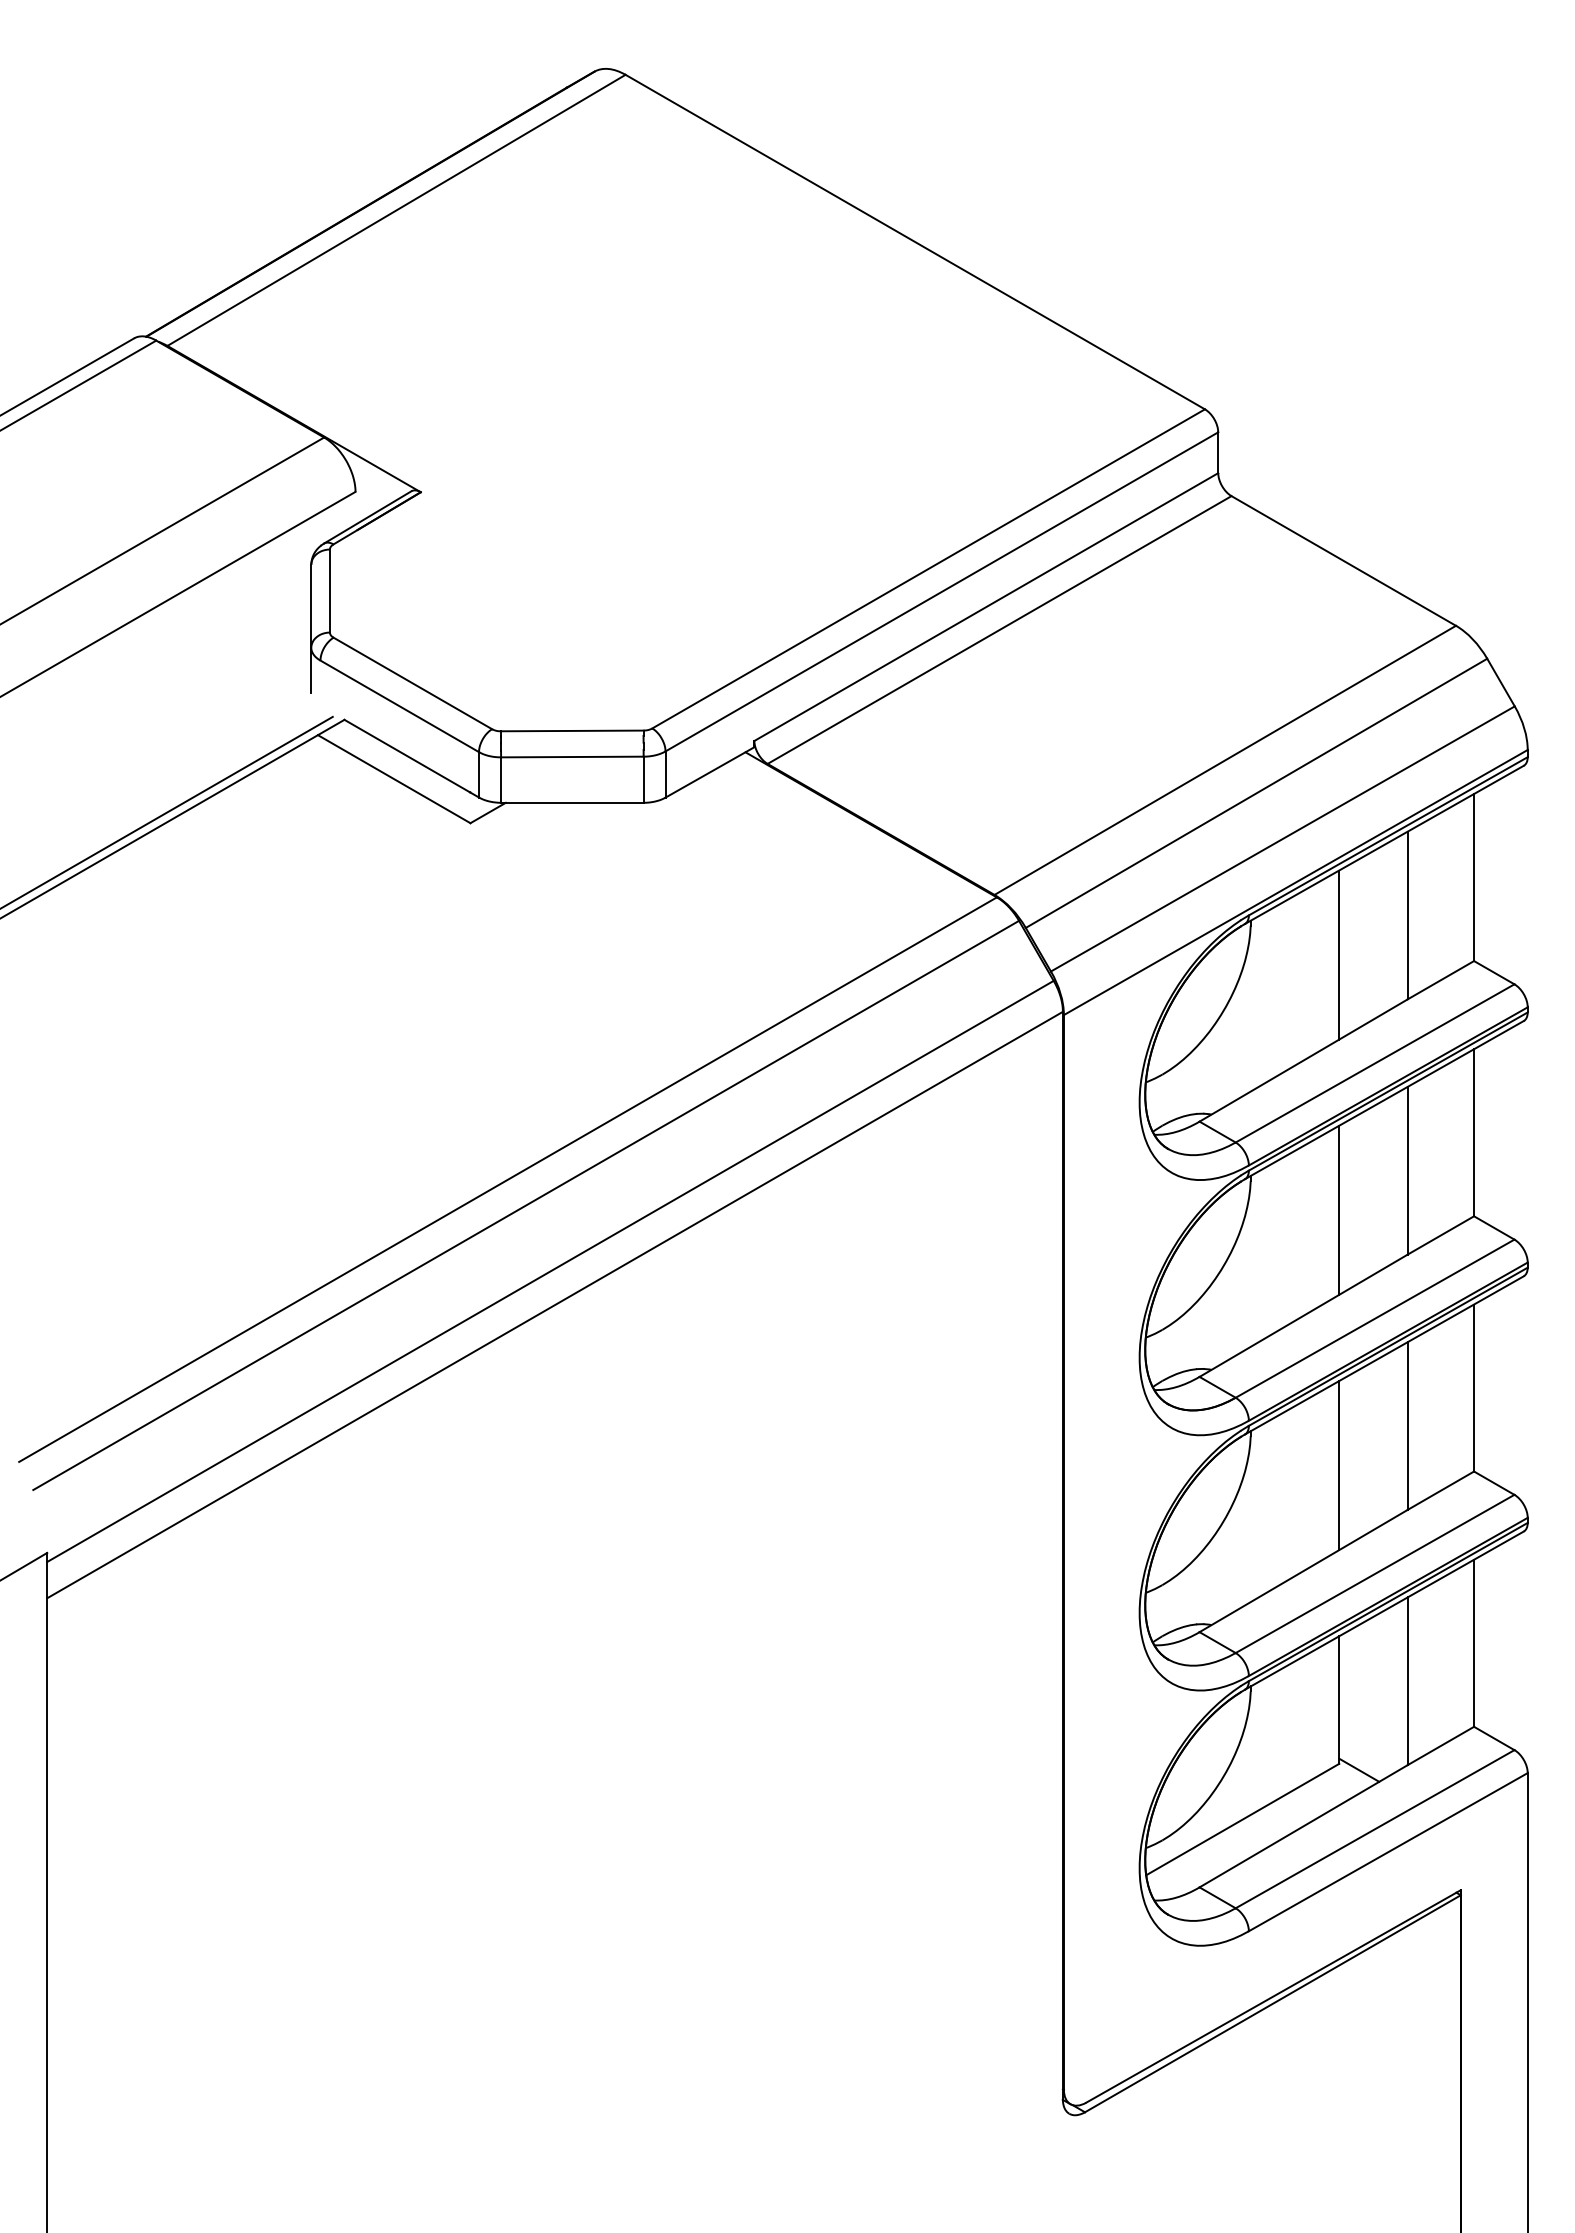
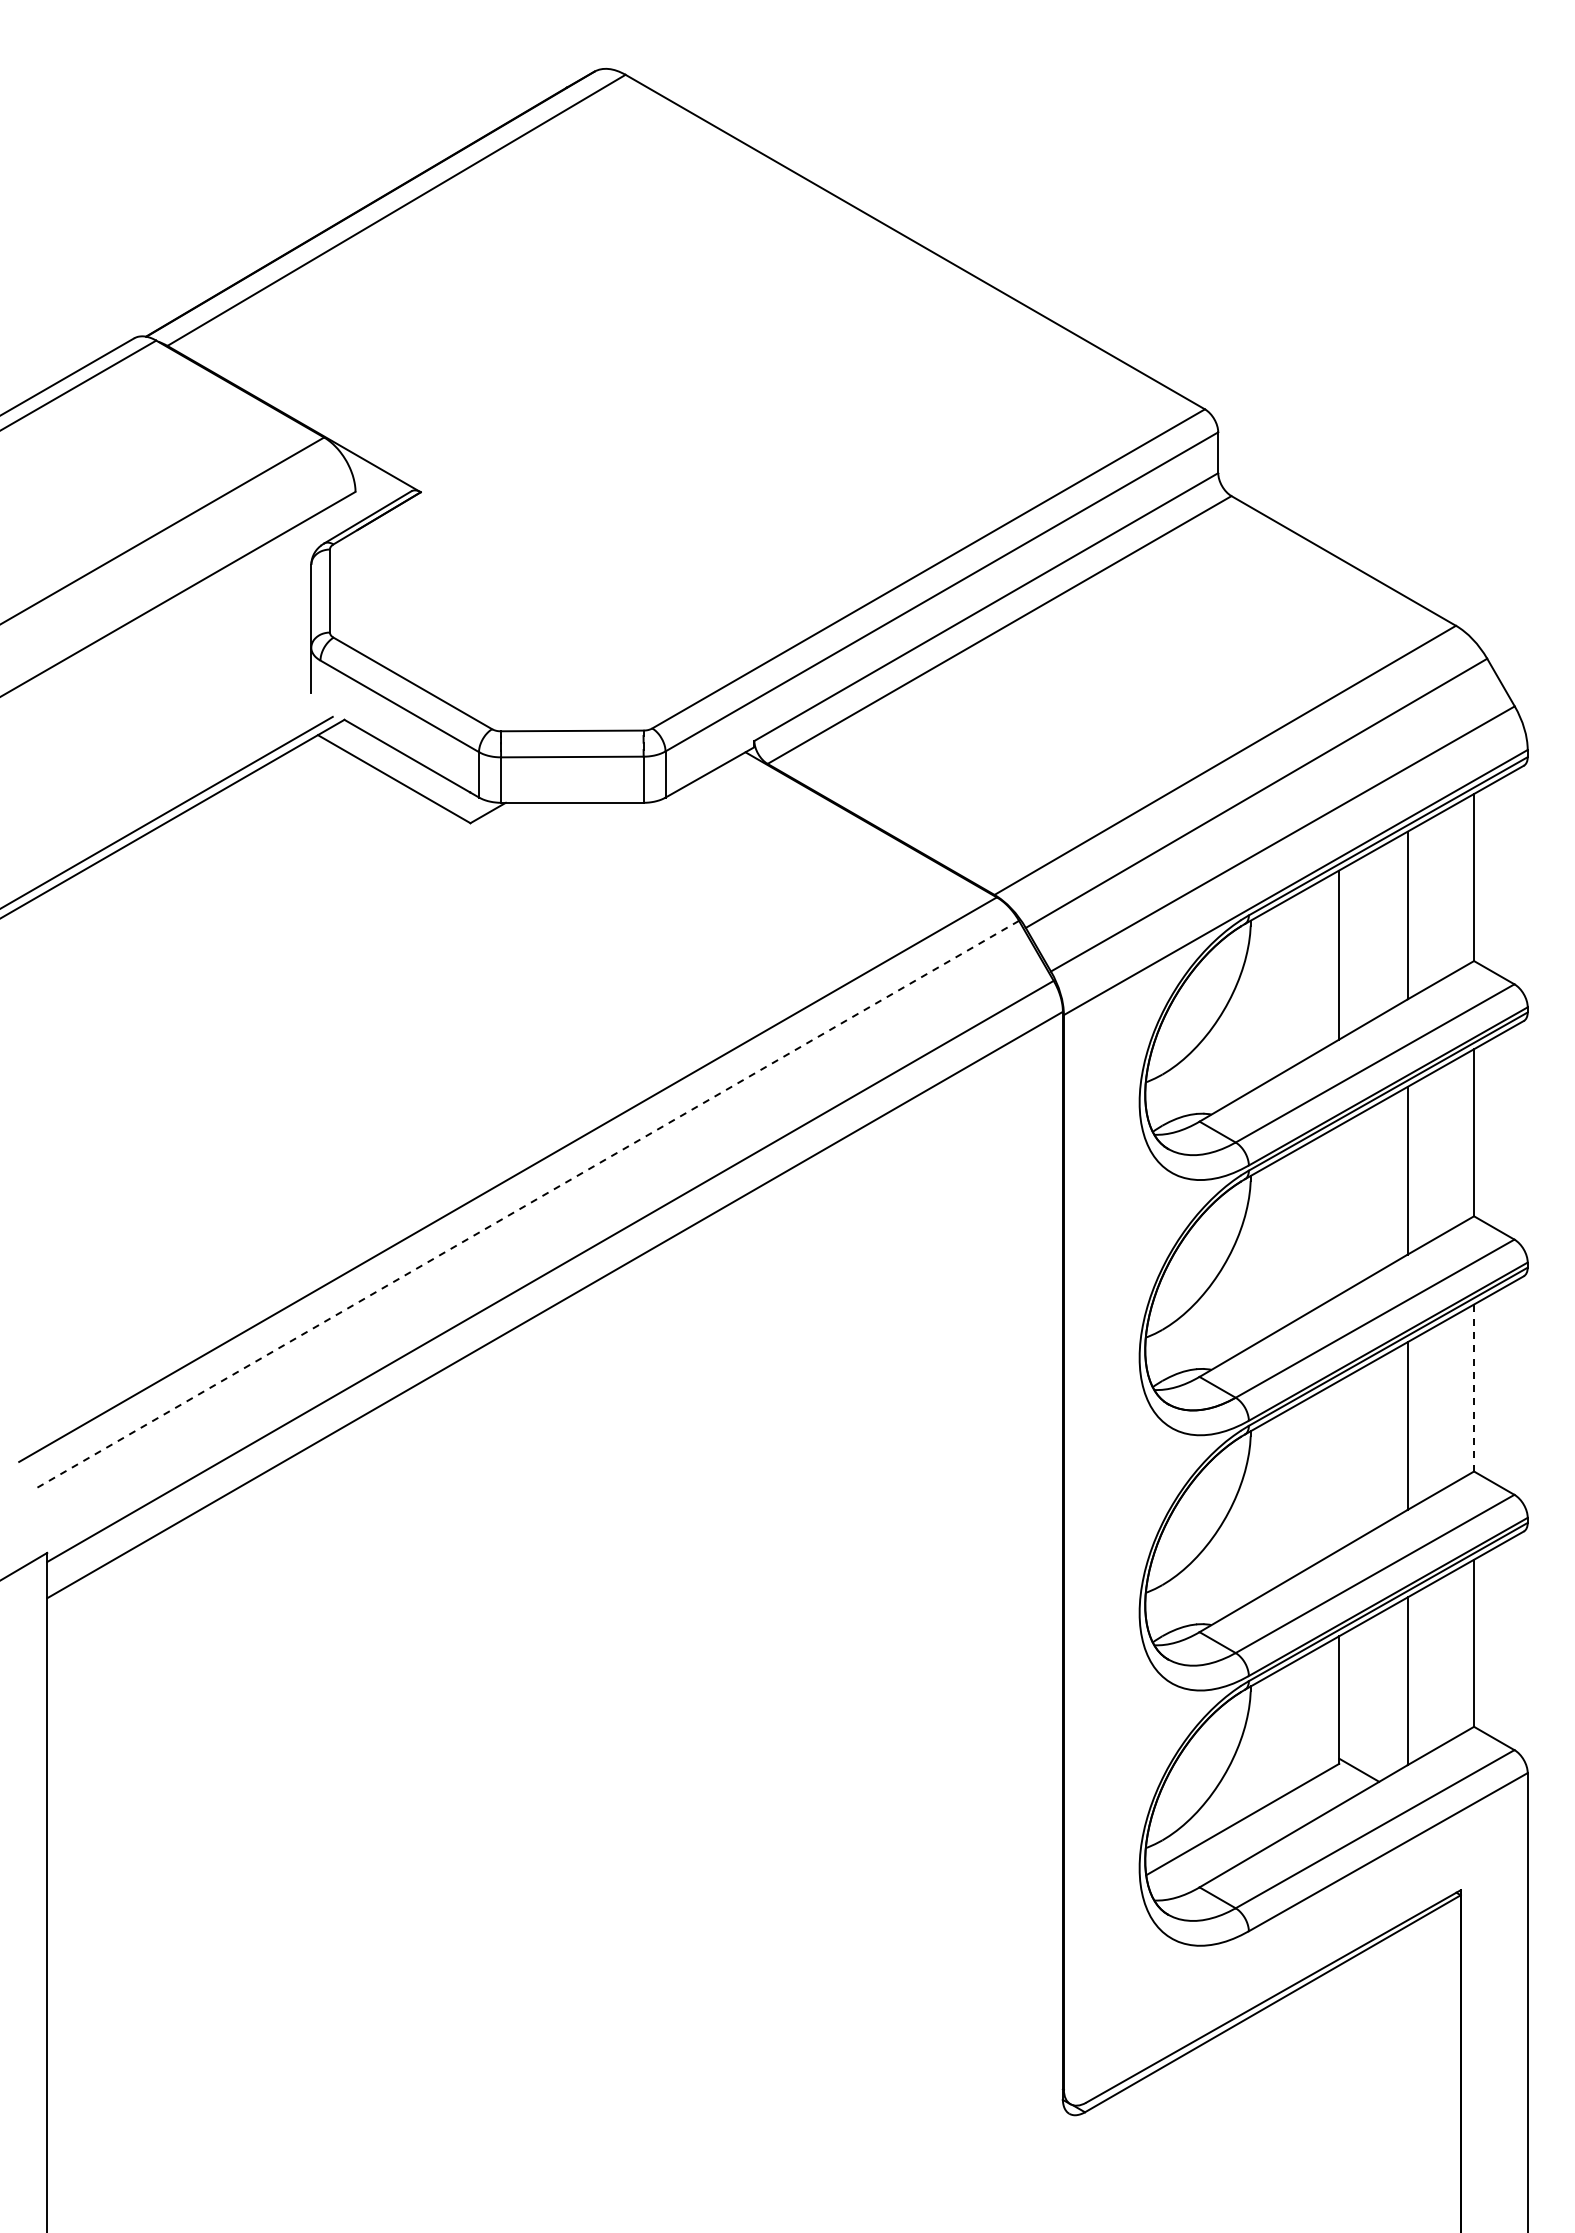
line: solid -> dashed (525, 1205)
line: present -> none (1339, 1209)
line: solid -> dashed (1474, 1388)
line: present -> none (1339, 1465)
